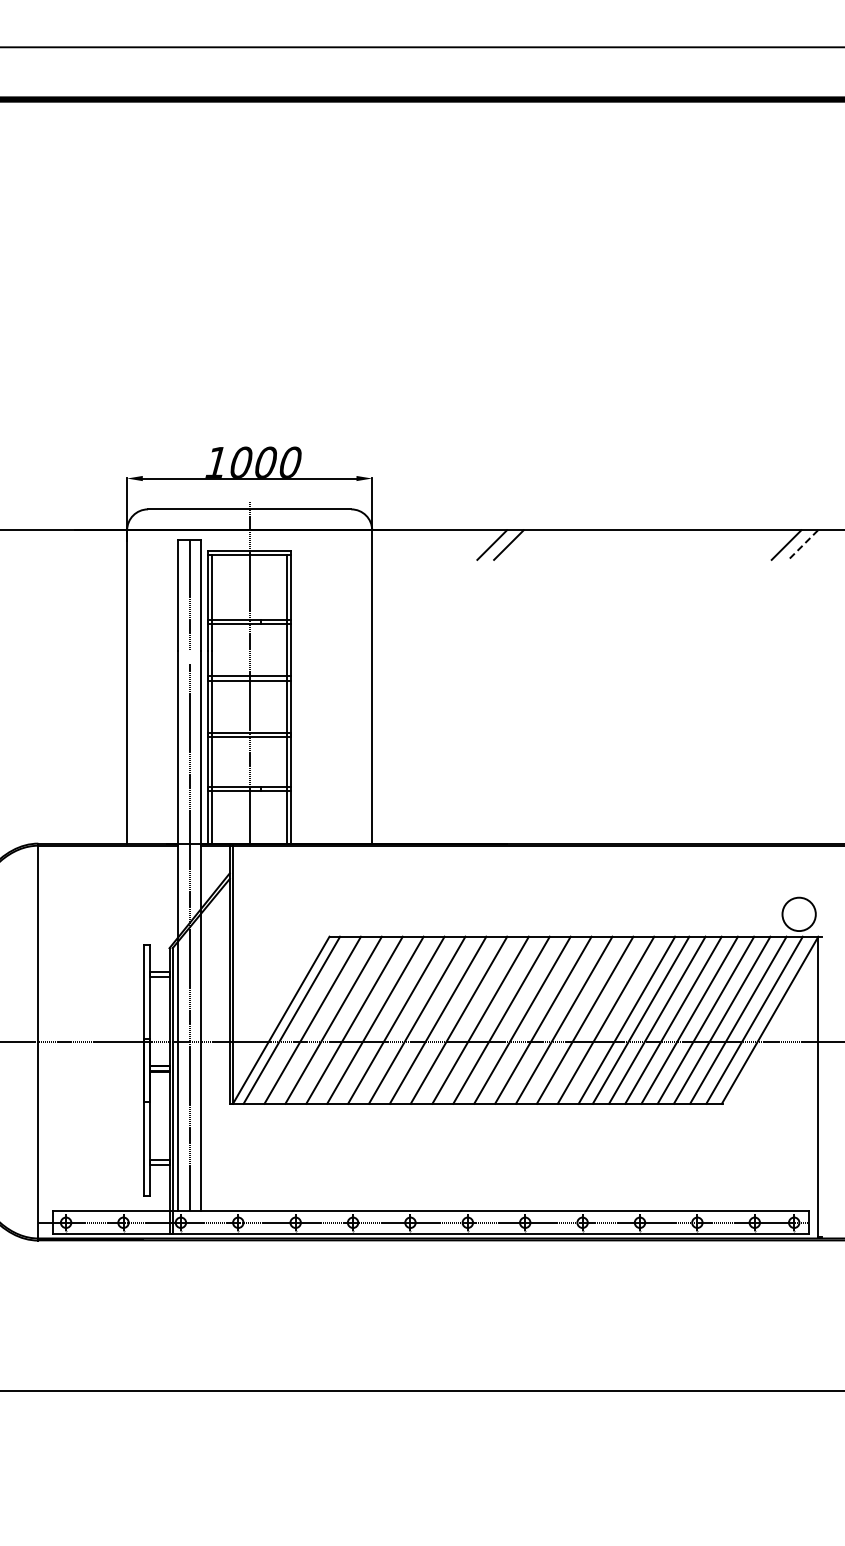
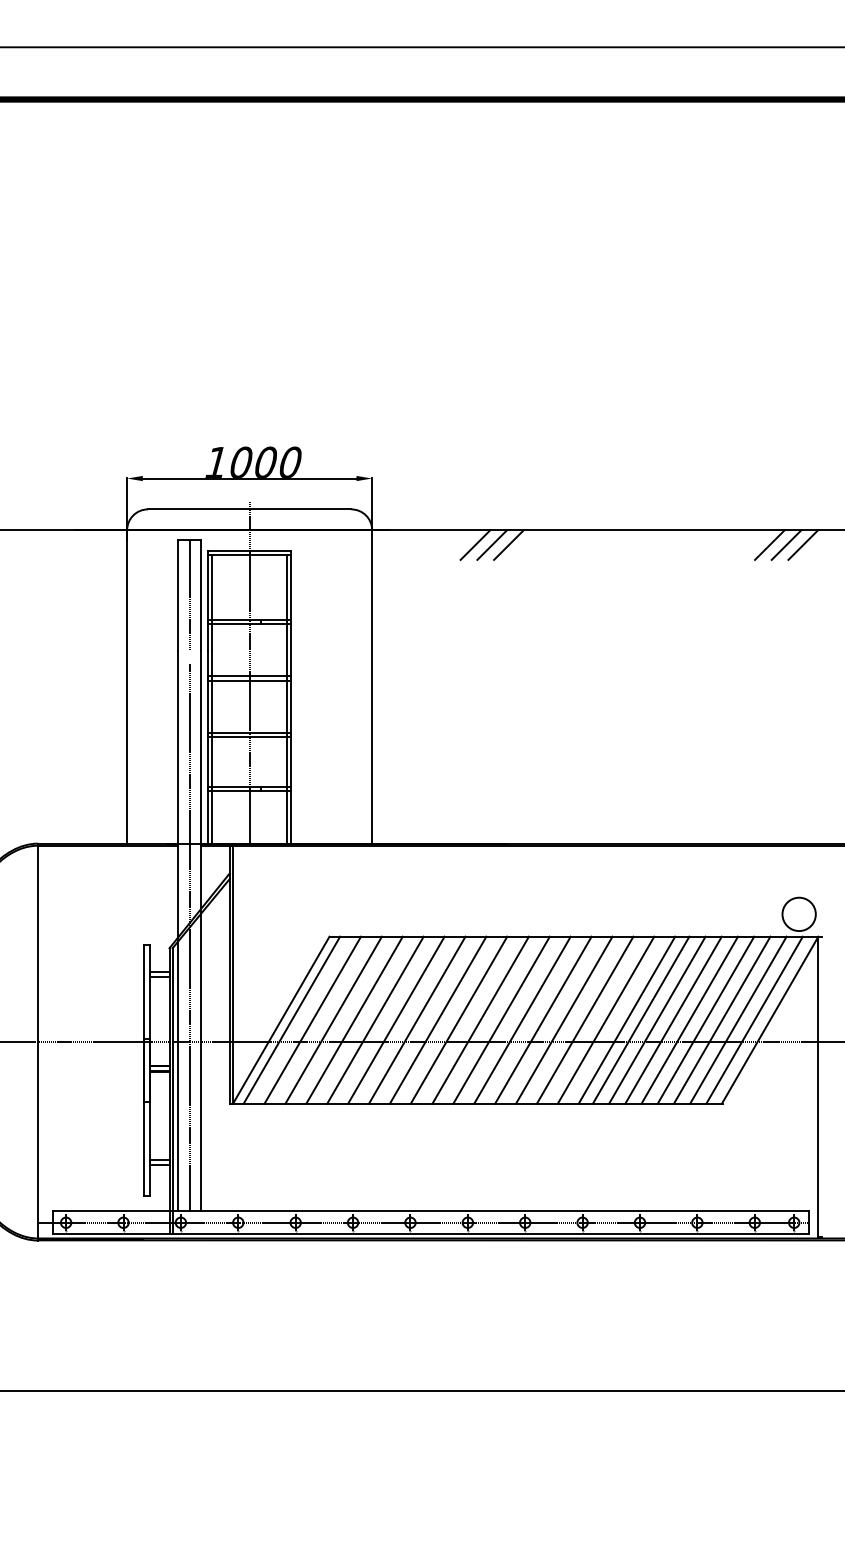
line: none -> present (475, 544)
line: none -> present (769, 544)
line: dashed -> solid (803, 545)
